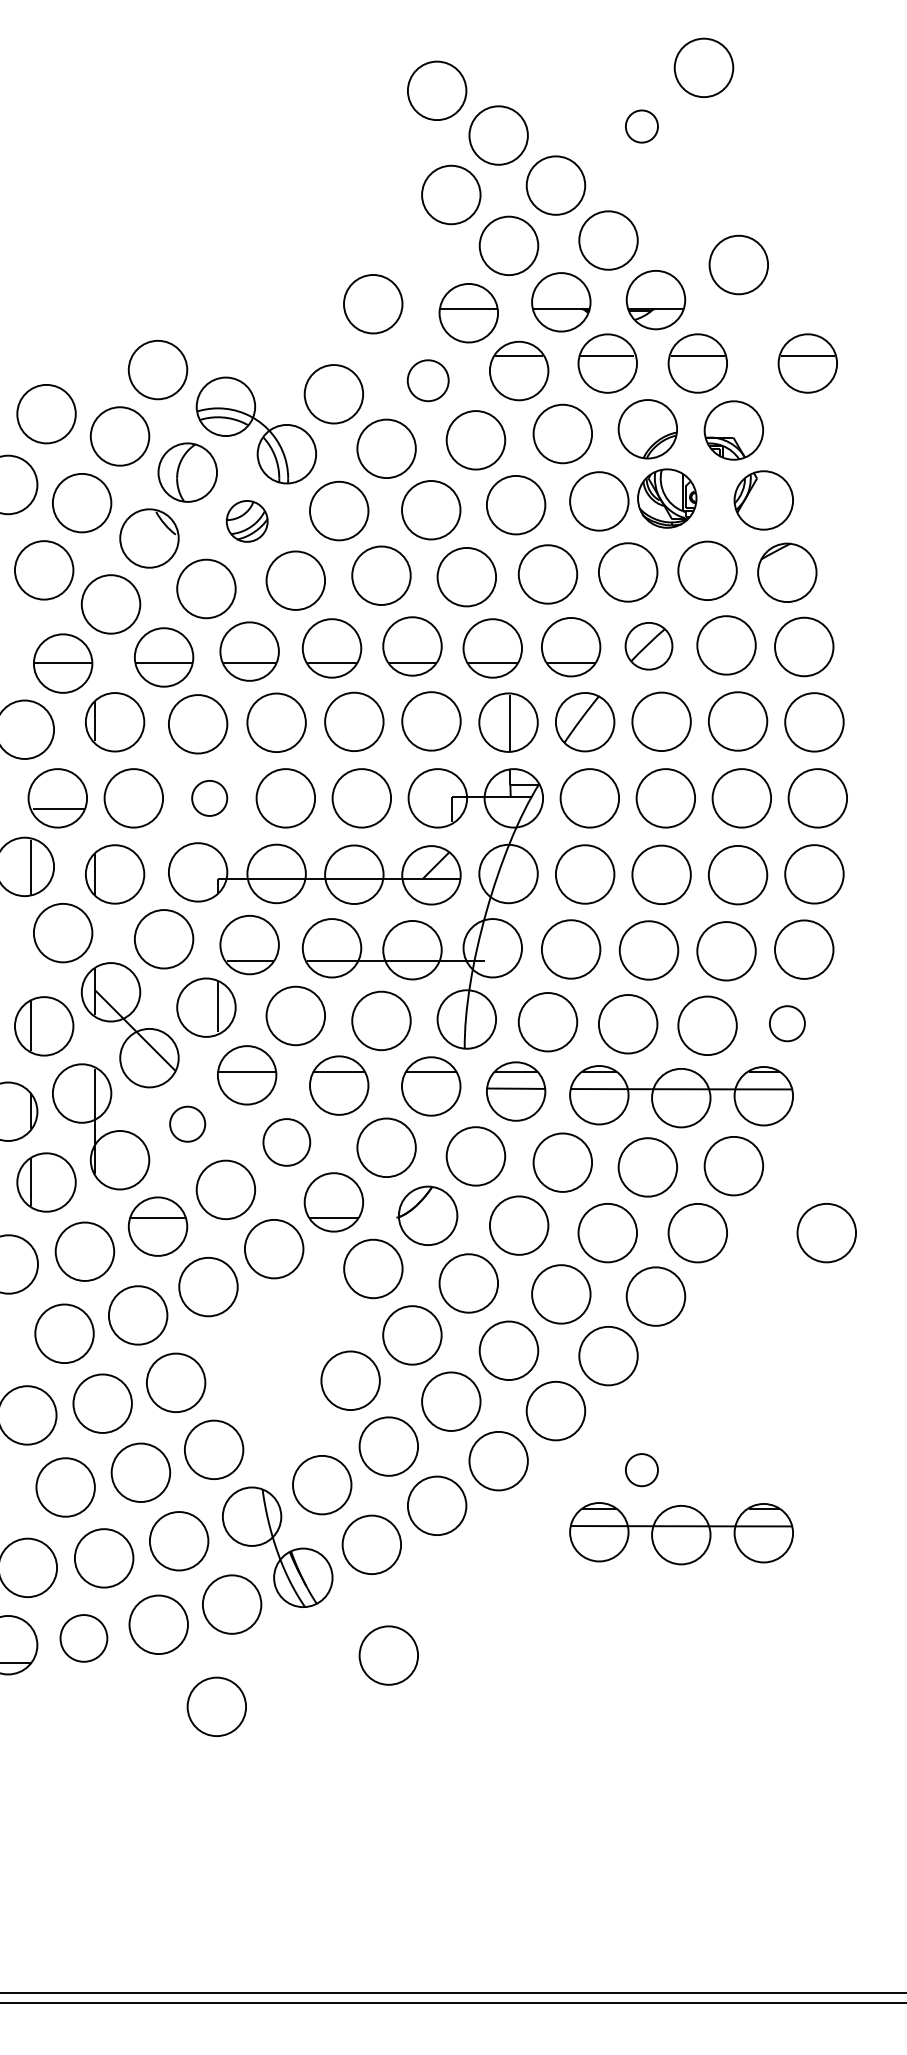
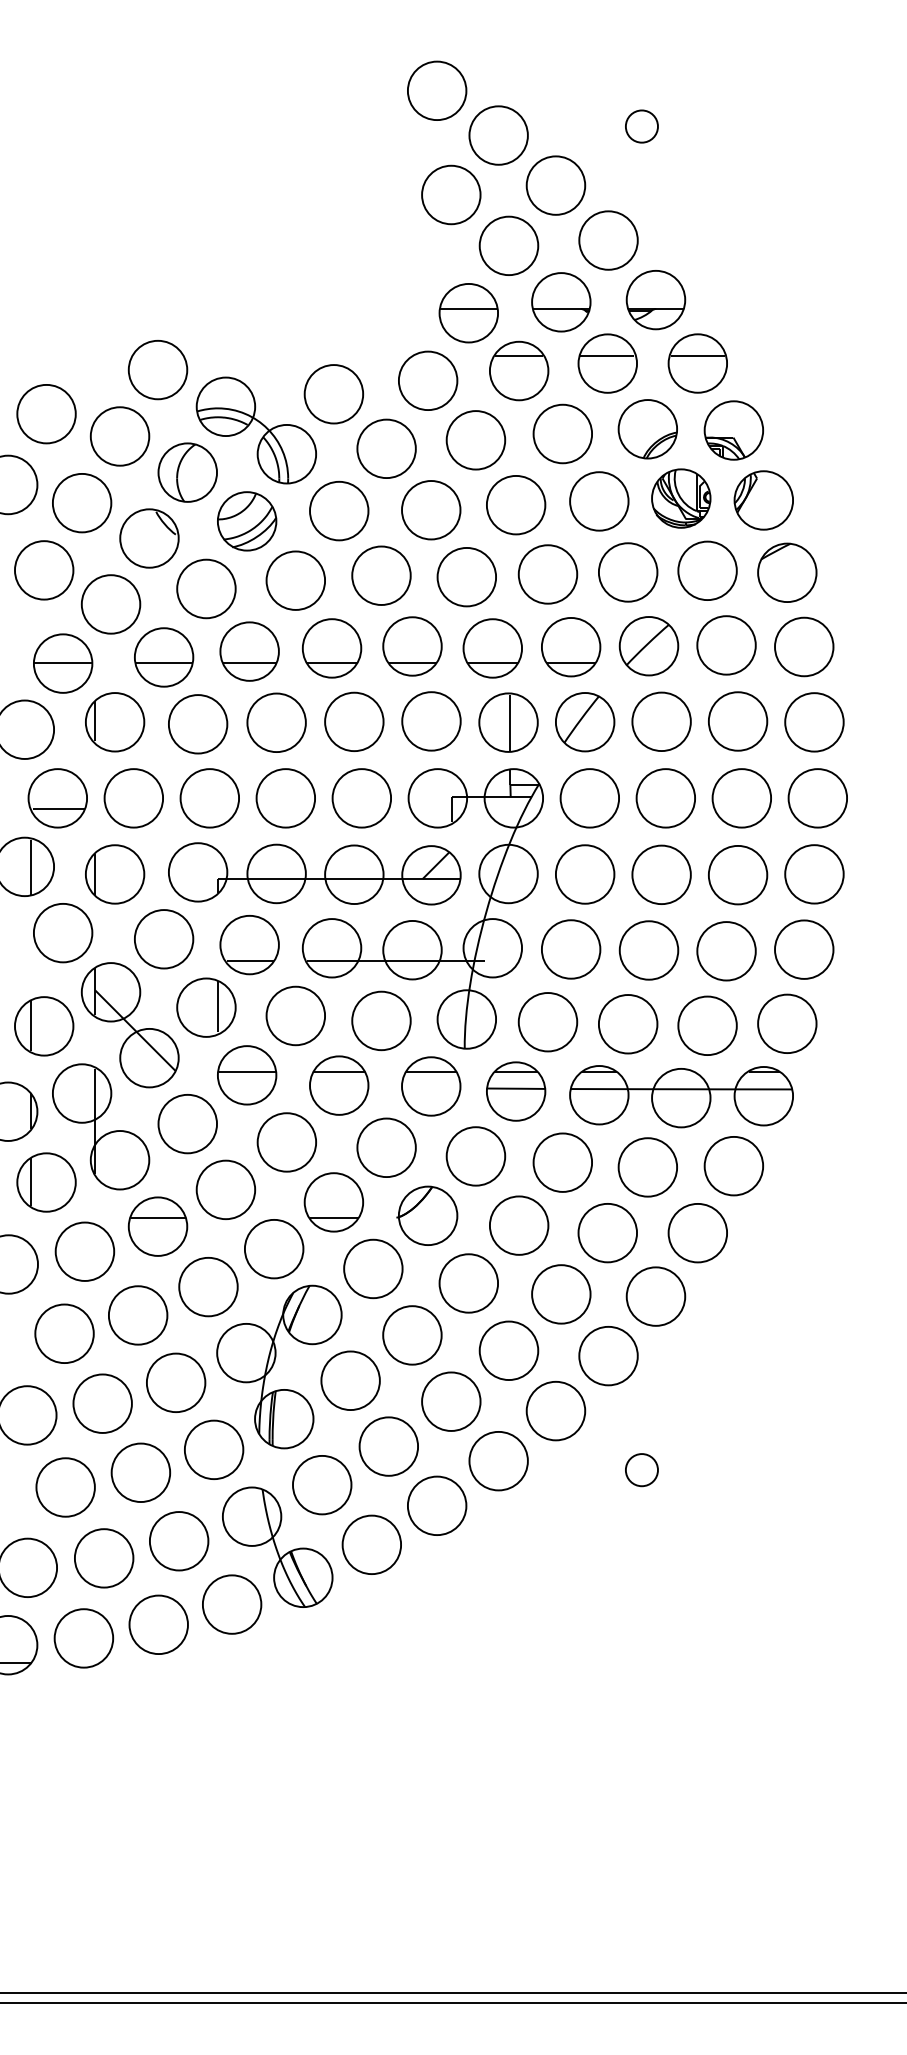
part: present -> none (703, 67)
part: present -> none (738, 264)
part: present -> none (373, 304)
part: present -> none (807, 363)
part size: 44x44 px -> 61x61 px (428, 380)
part position: (667, 498) -> (681, 498) (681, 498)
part size: 44x43 px -> 61x61 px (247, 521)
part size: 50x49 px -> 62x61 px (648, 646)
part size: 38x37 px -> 61x61 px (209, 798)
part size: 37x38 px -> 61x61 px (787, 1023)
part size: 38x38 px -> 61x61 px (187, 1124)
part size: 50x49 px -> 61x61 px (286, 1142)
part: present -> none (826, 1233)
part: none -> present (279, 1366)
part: present -> none (681, 1533)
part size: 50x49 px -> 62x61 px (83, 1638)
part: present -> none (388, 1655)
part: present -> none (216, 1706)
